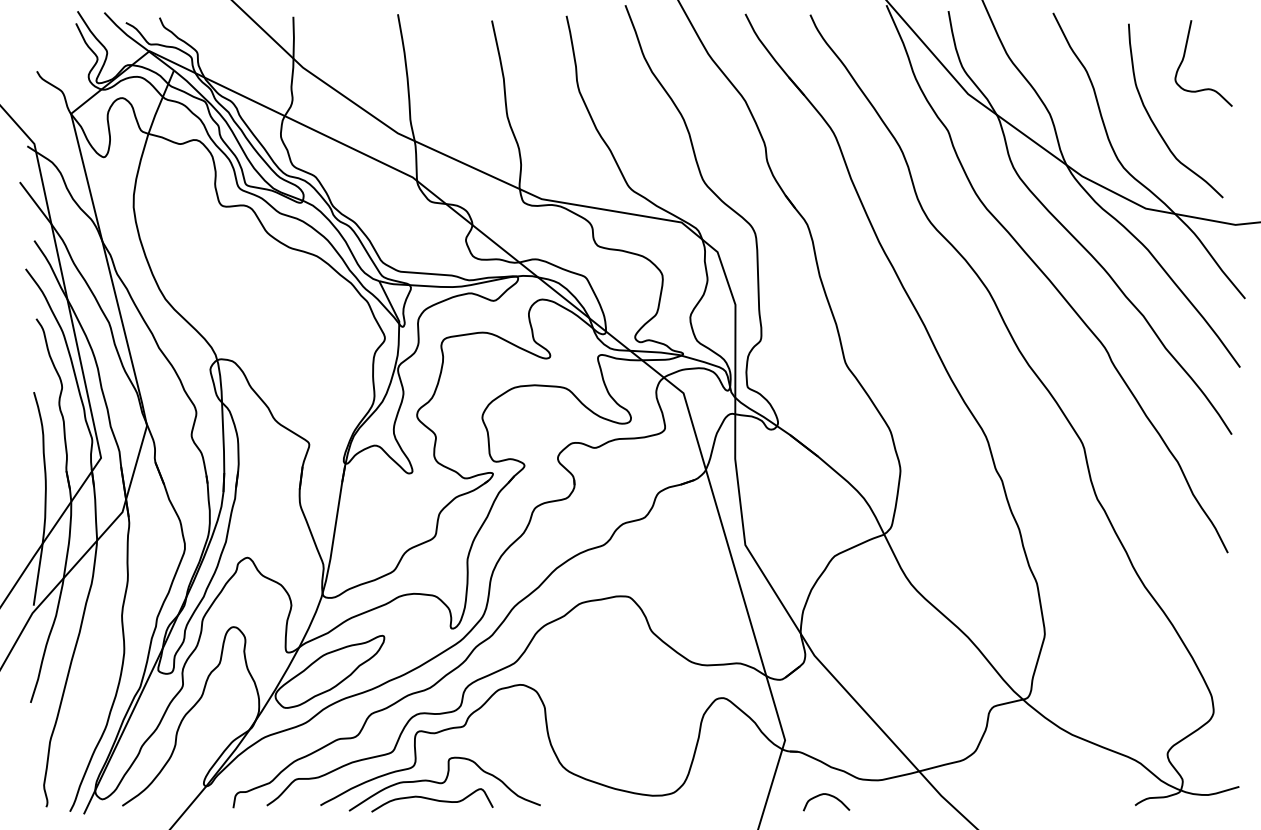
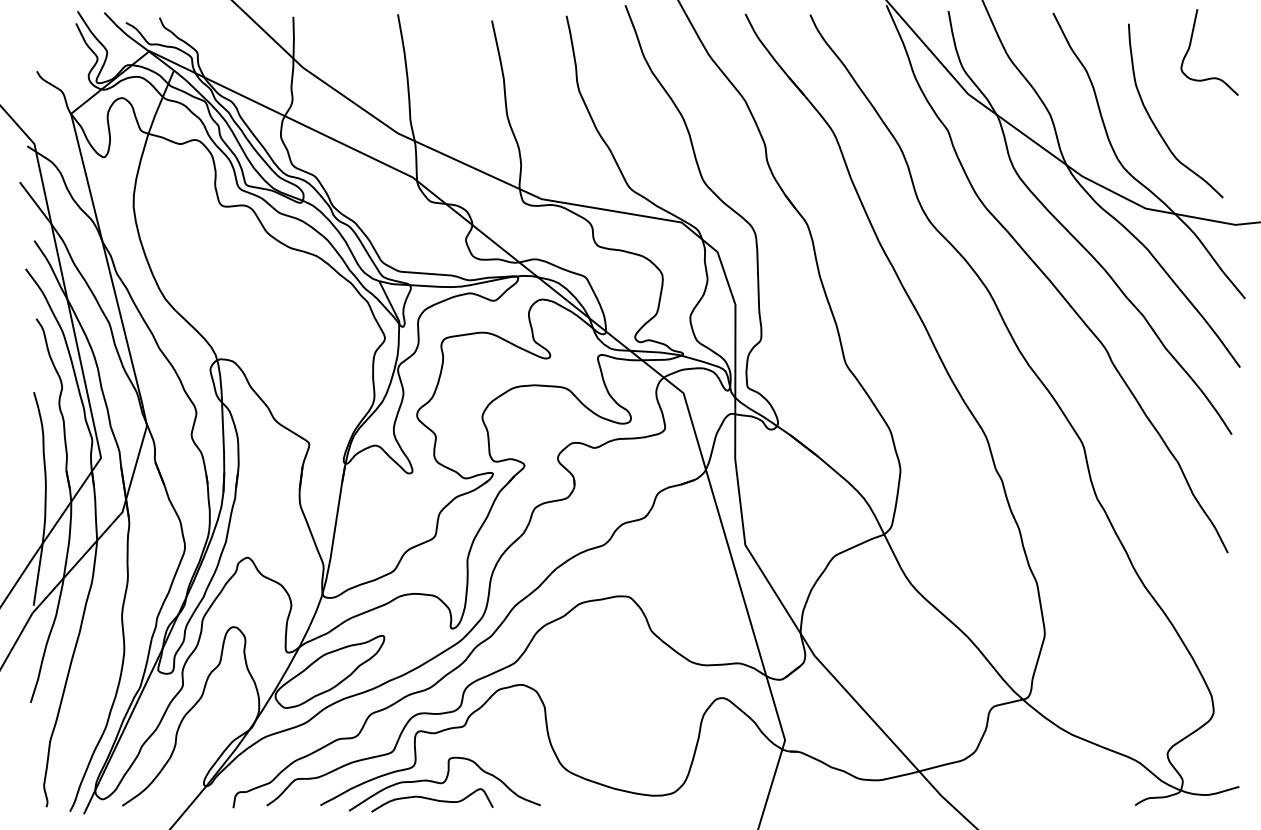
curve position: (1184, 58) -> (1190, 47) (1190, 47)
curve: present -> none (826, 795)
